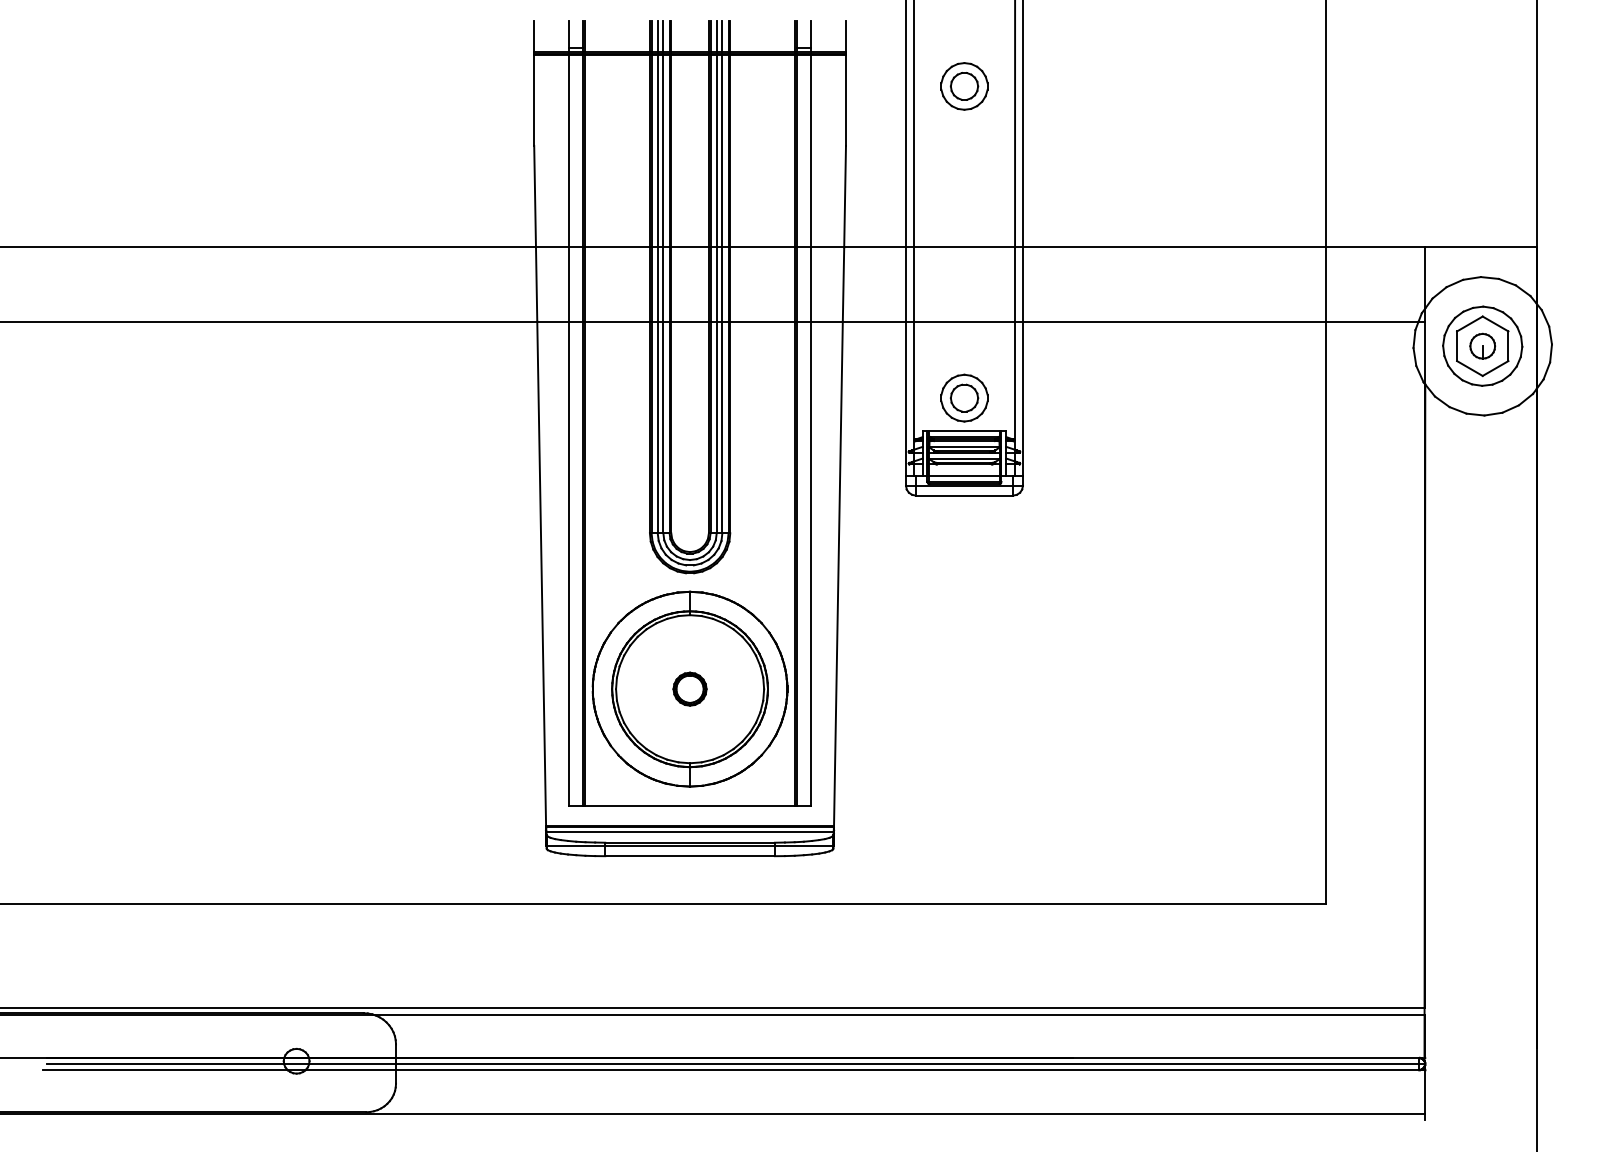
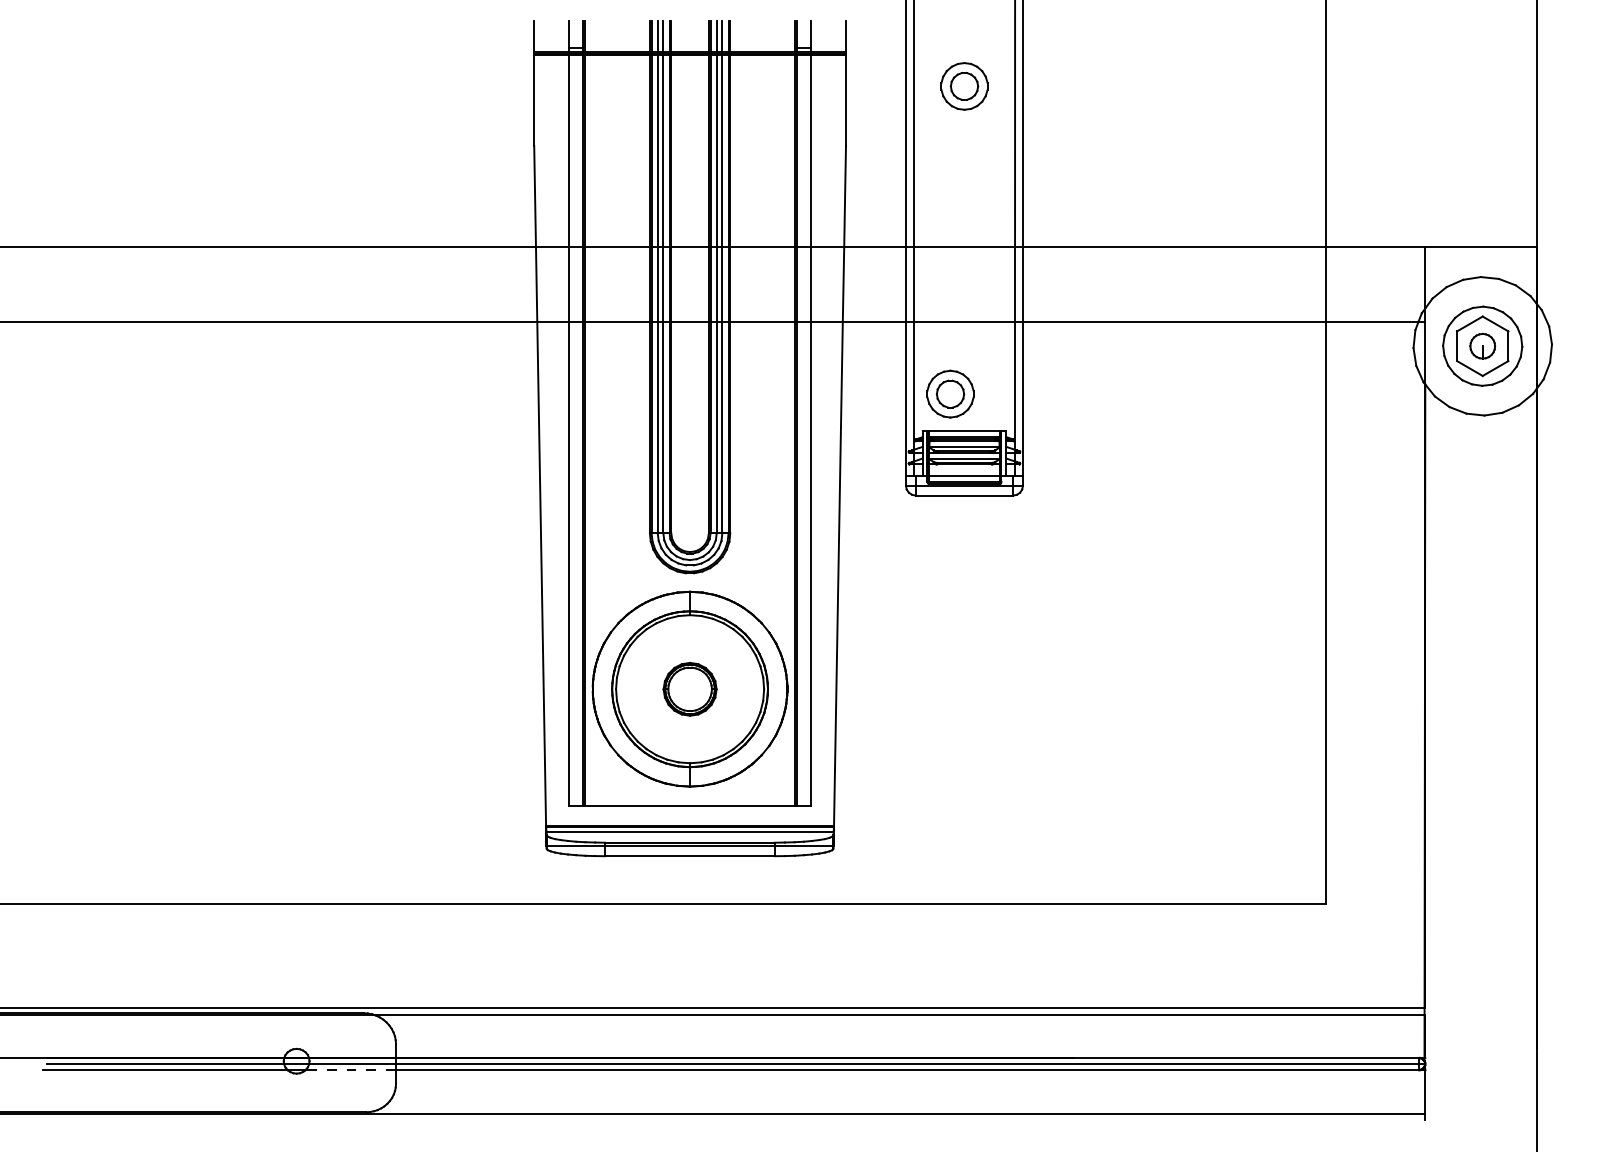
part position: (964, 397) -> (950, 393) (950, 393)
part size: 36x36 px -> 56x56 px (689, 688)
line: solid -> dashed (350, 1070)
